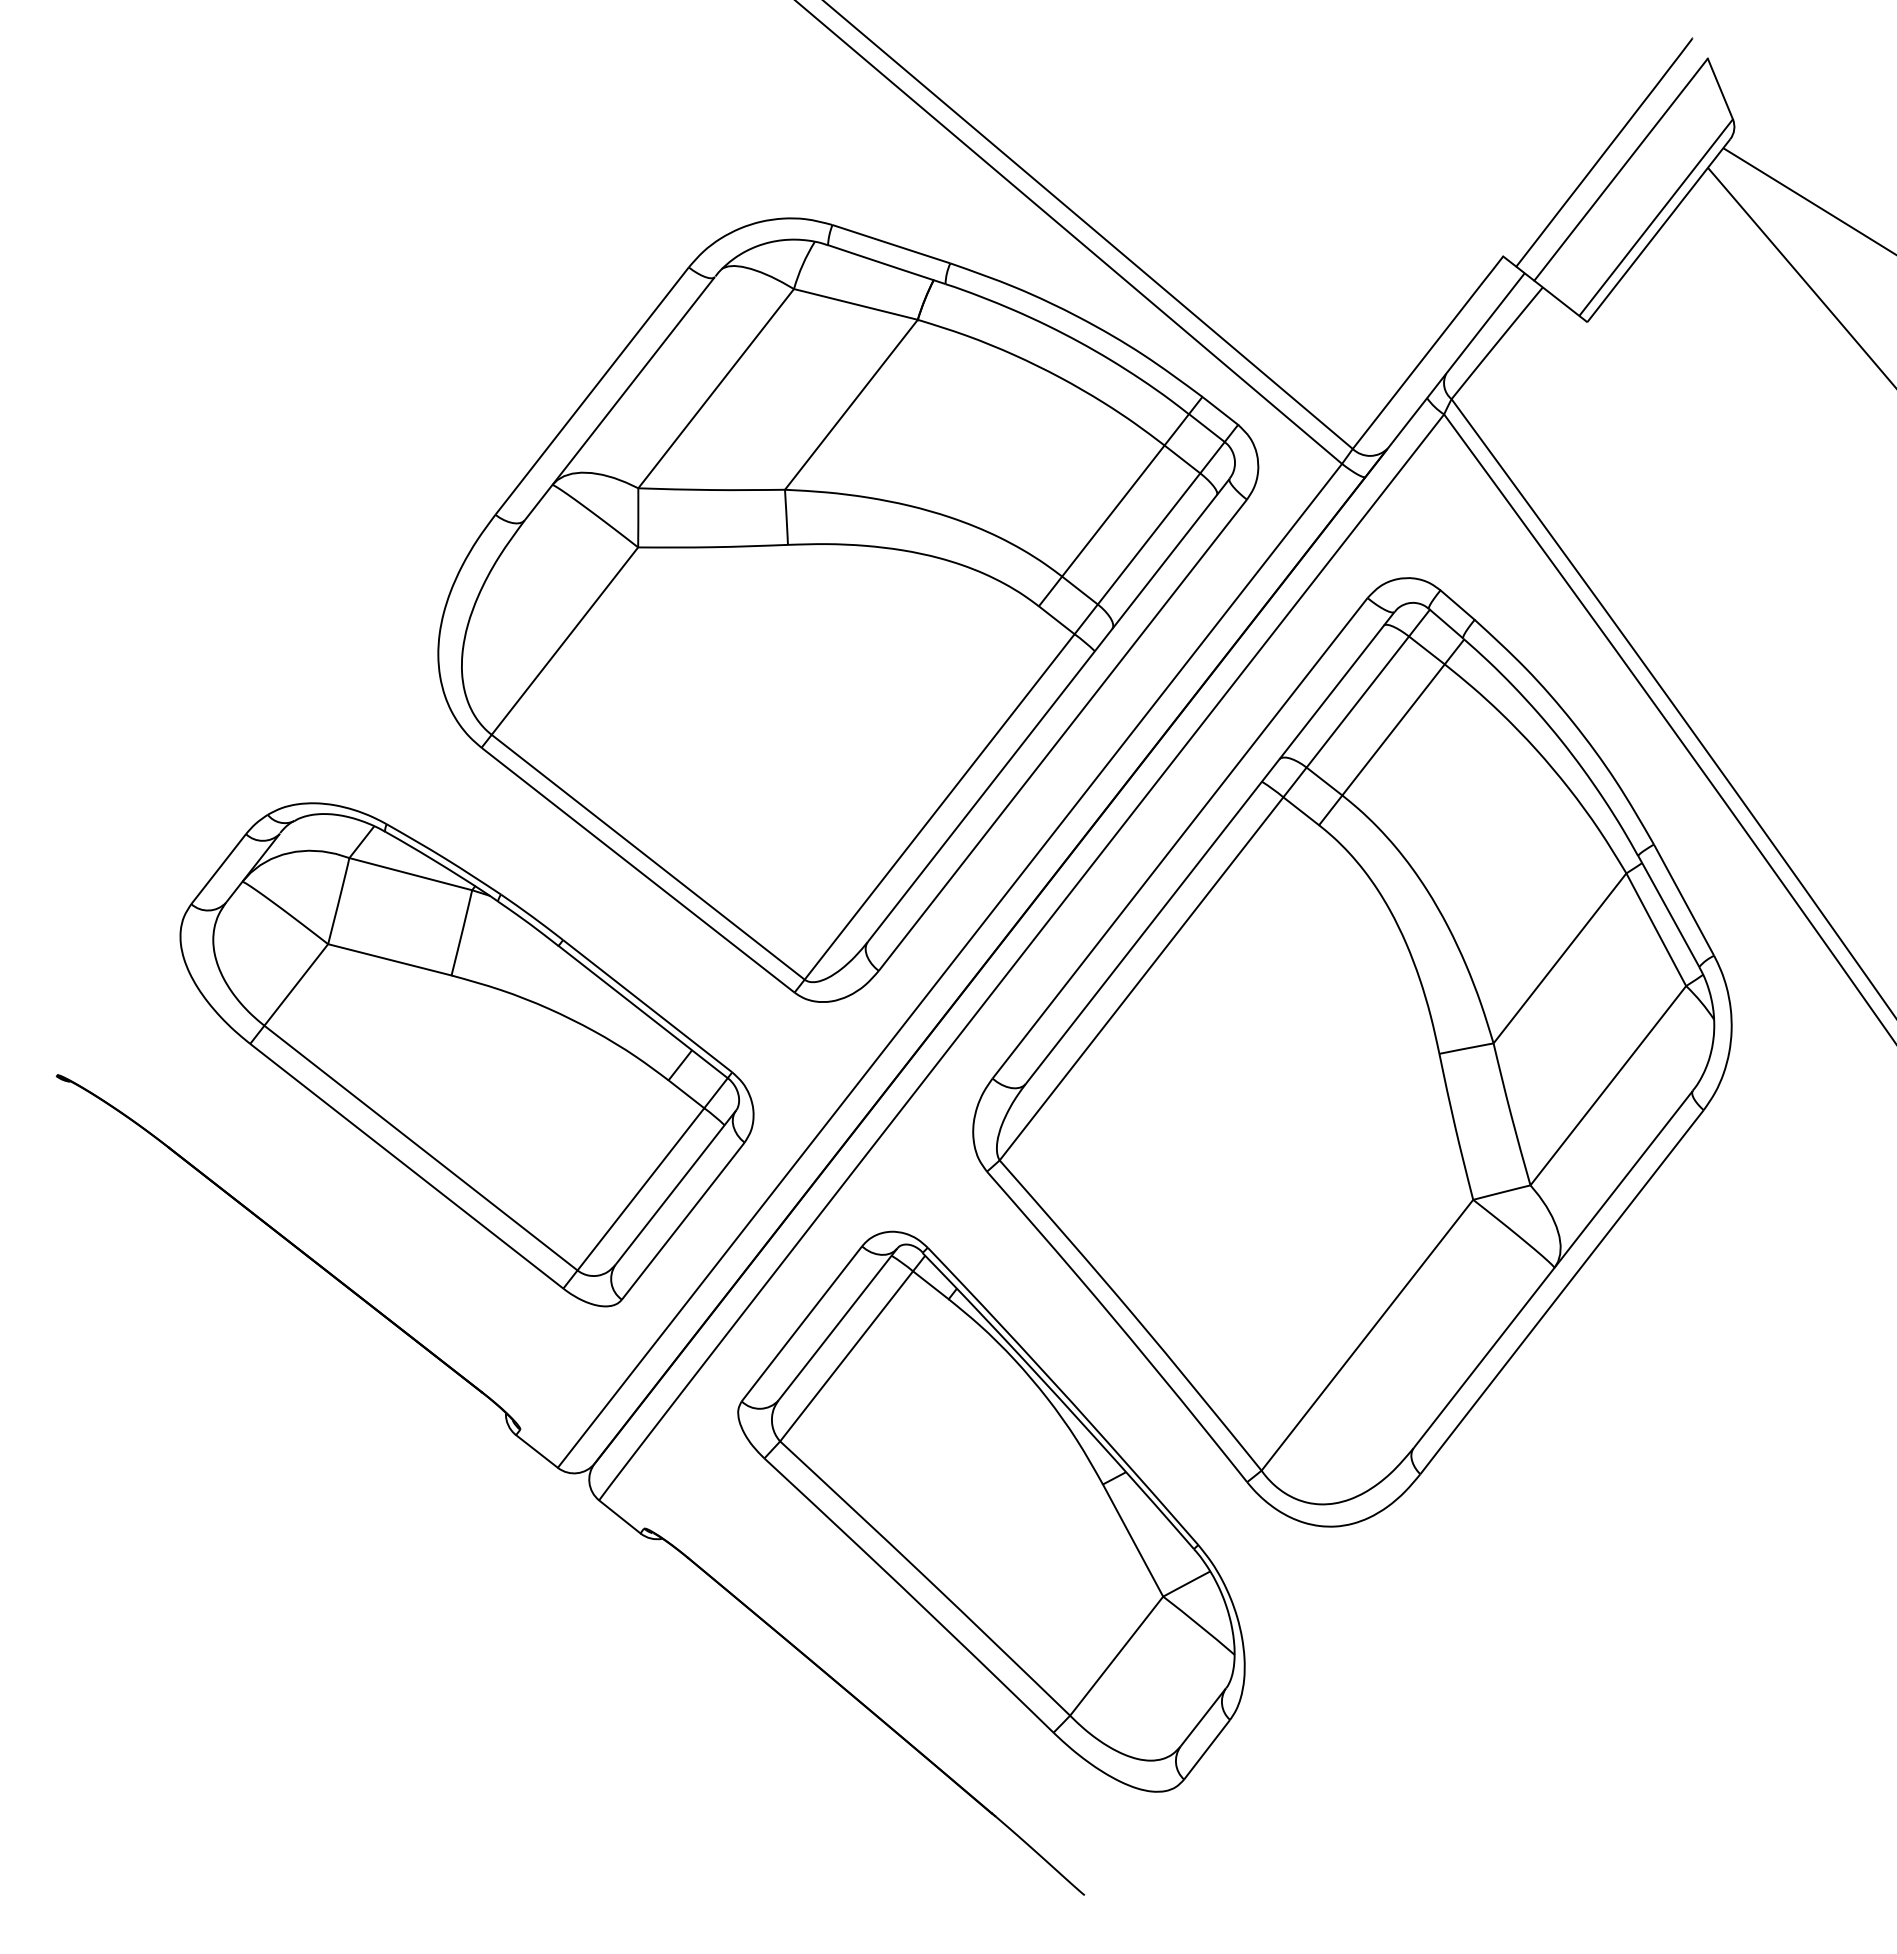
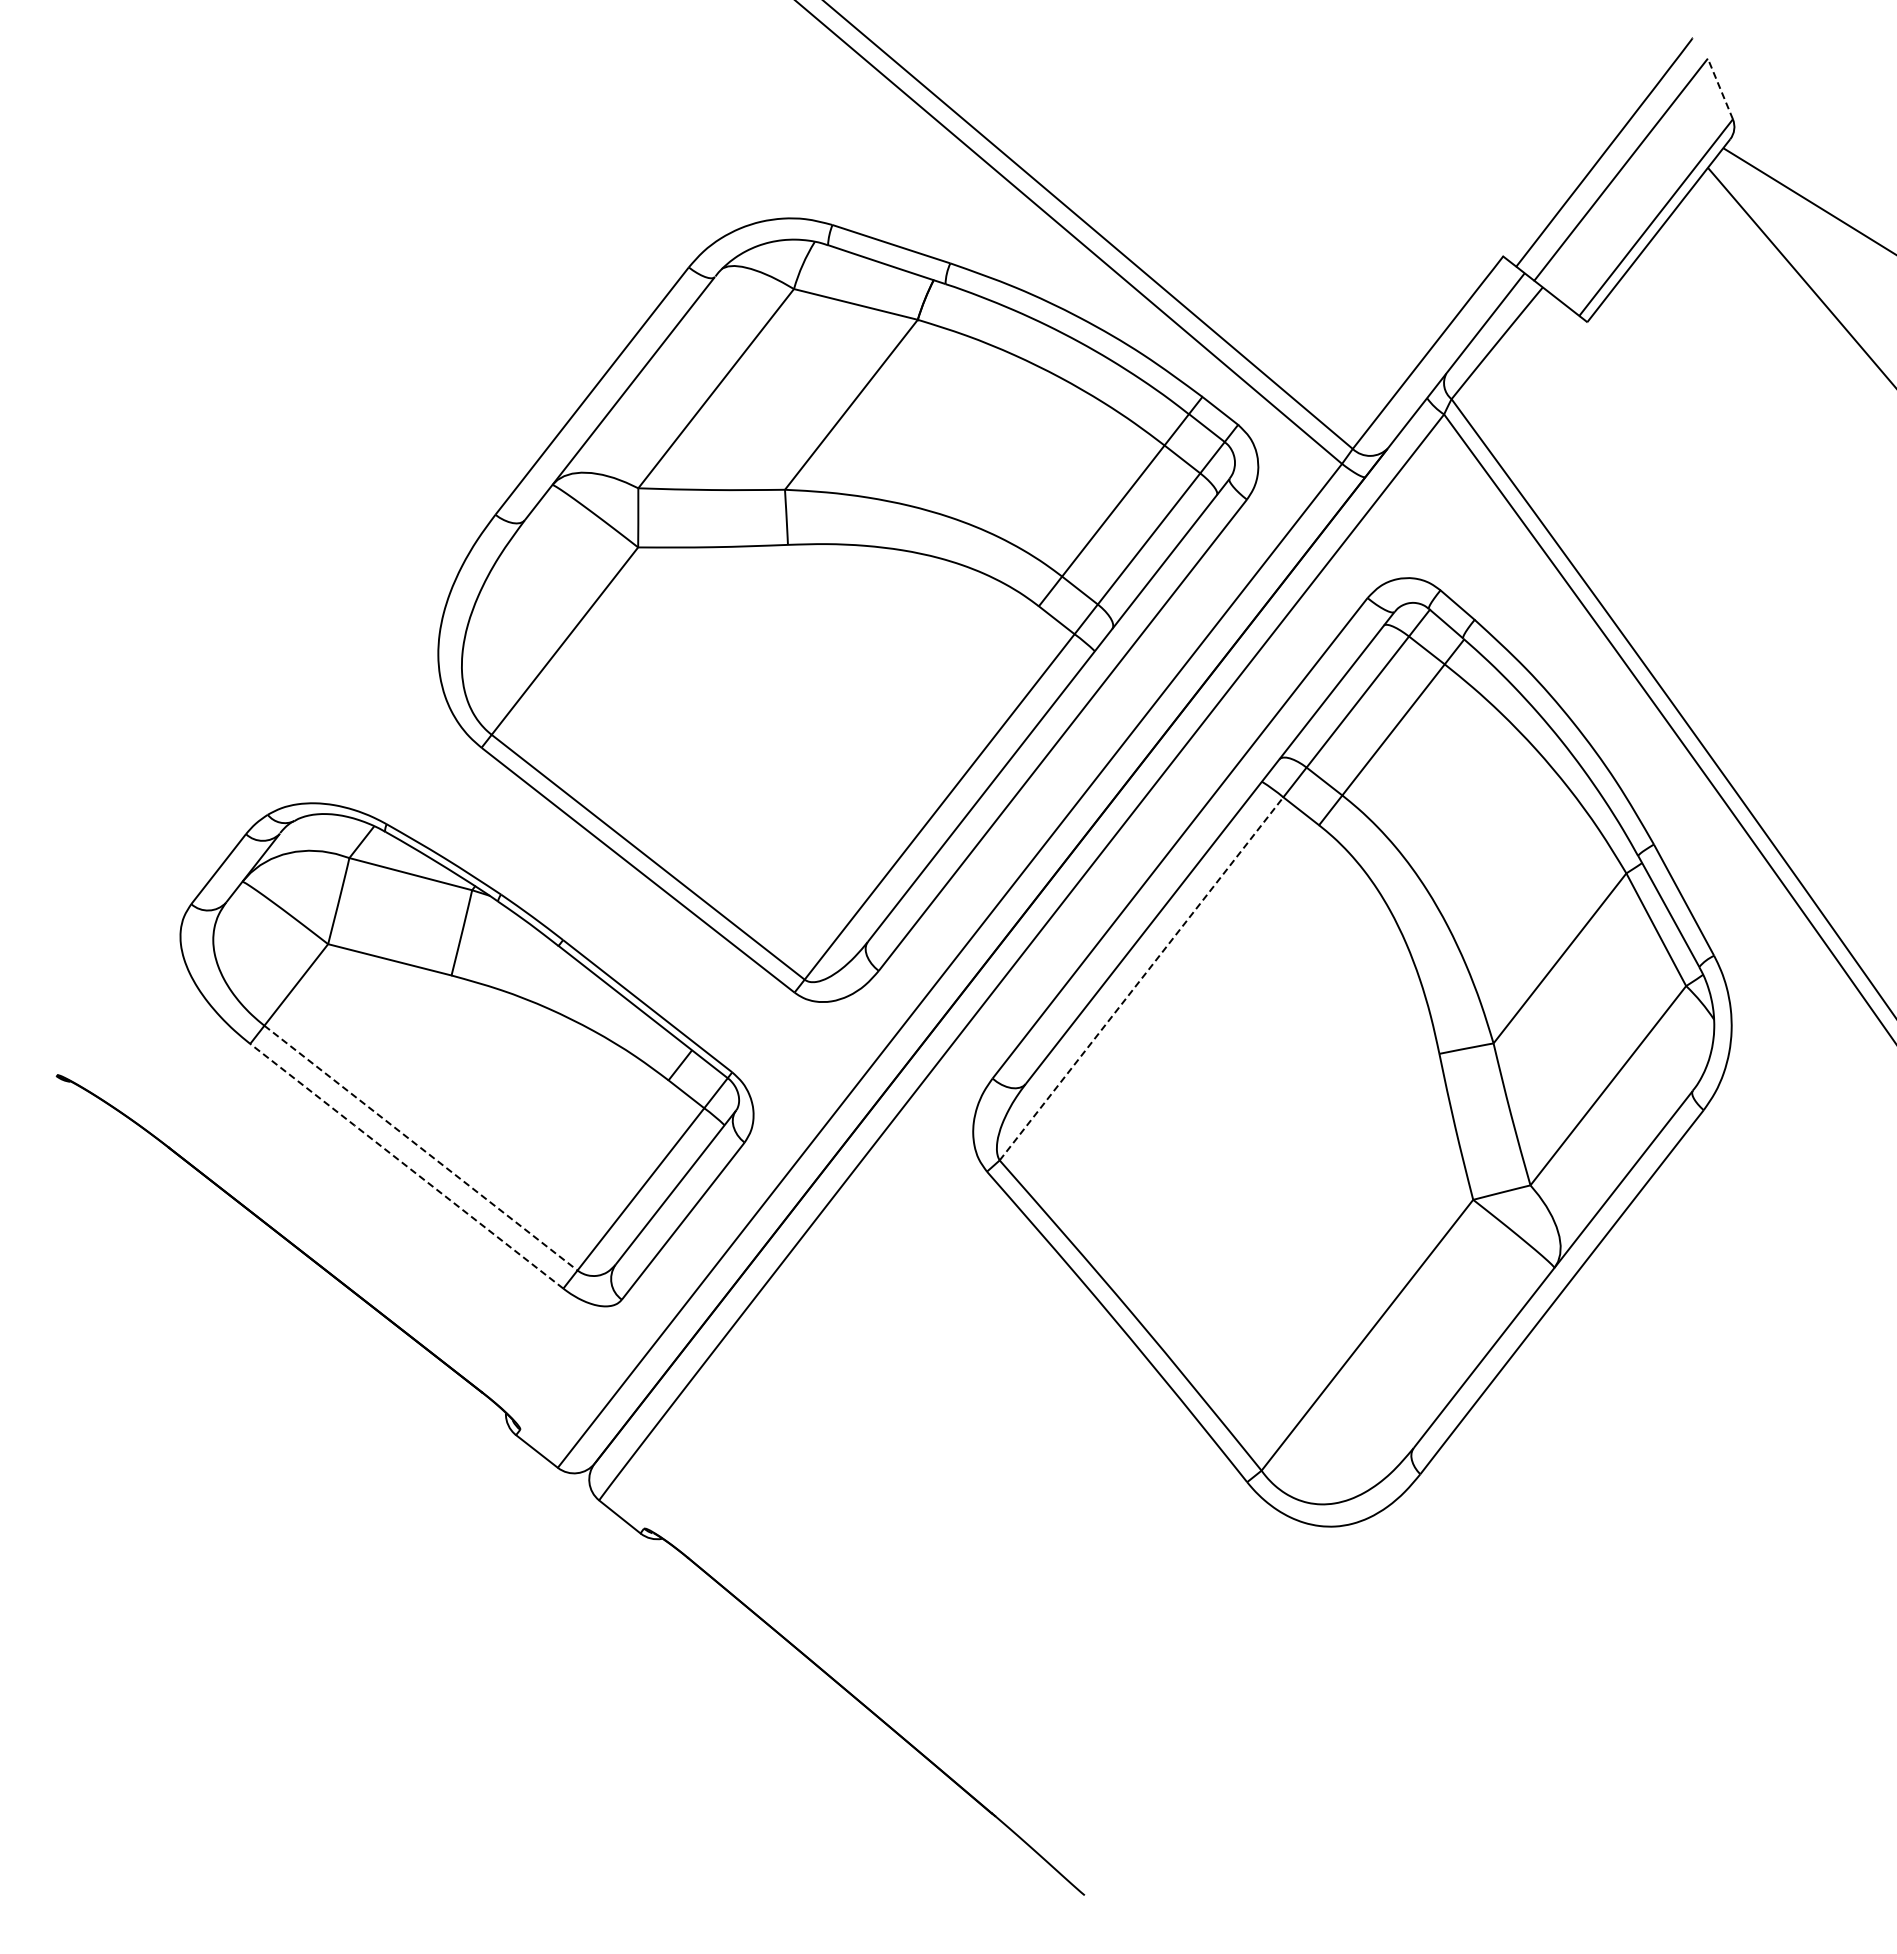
line: solid -> dashed (1720, 88)
line: solid -> dashed (1141, 978)
line: solid -> dashed (420, 1148)
line: solid -> dashed (406, 1166)
part: present -> none (991, 1511)
